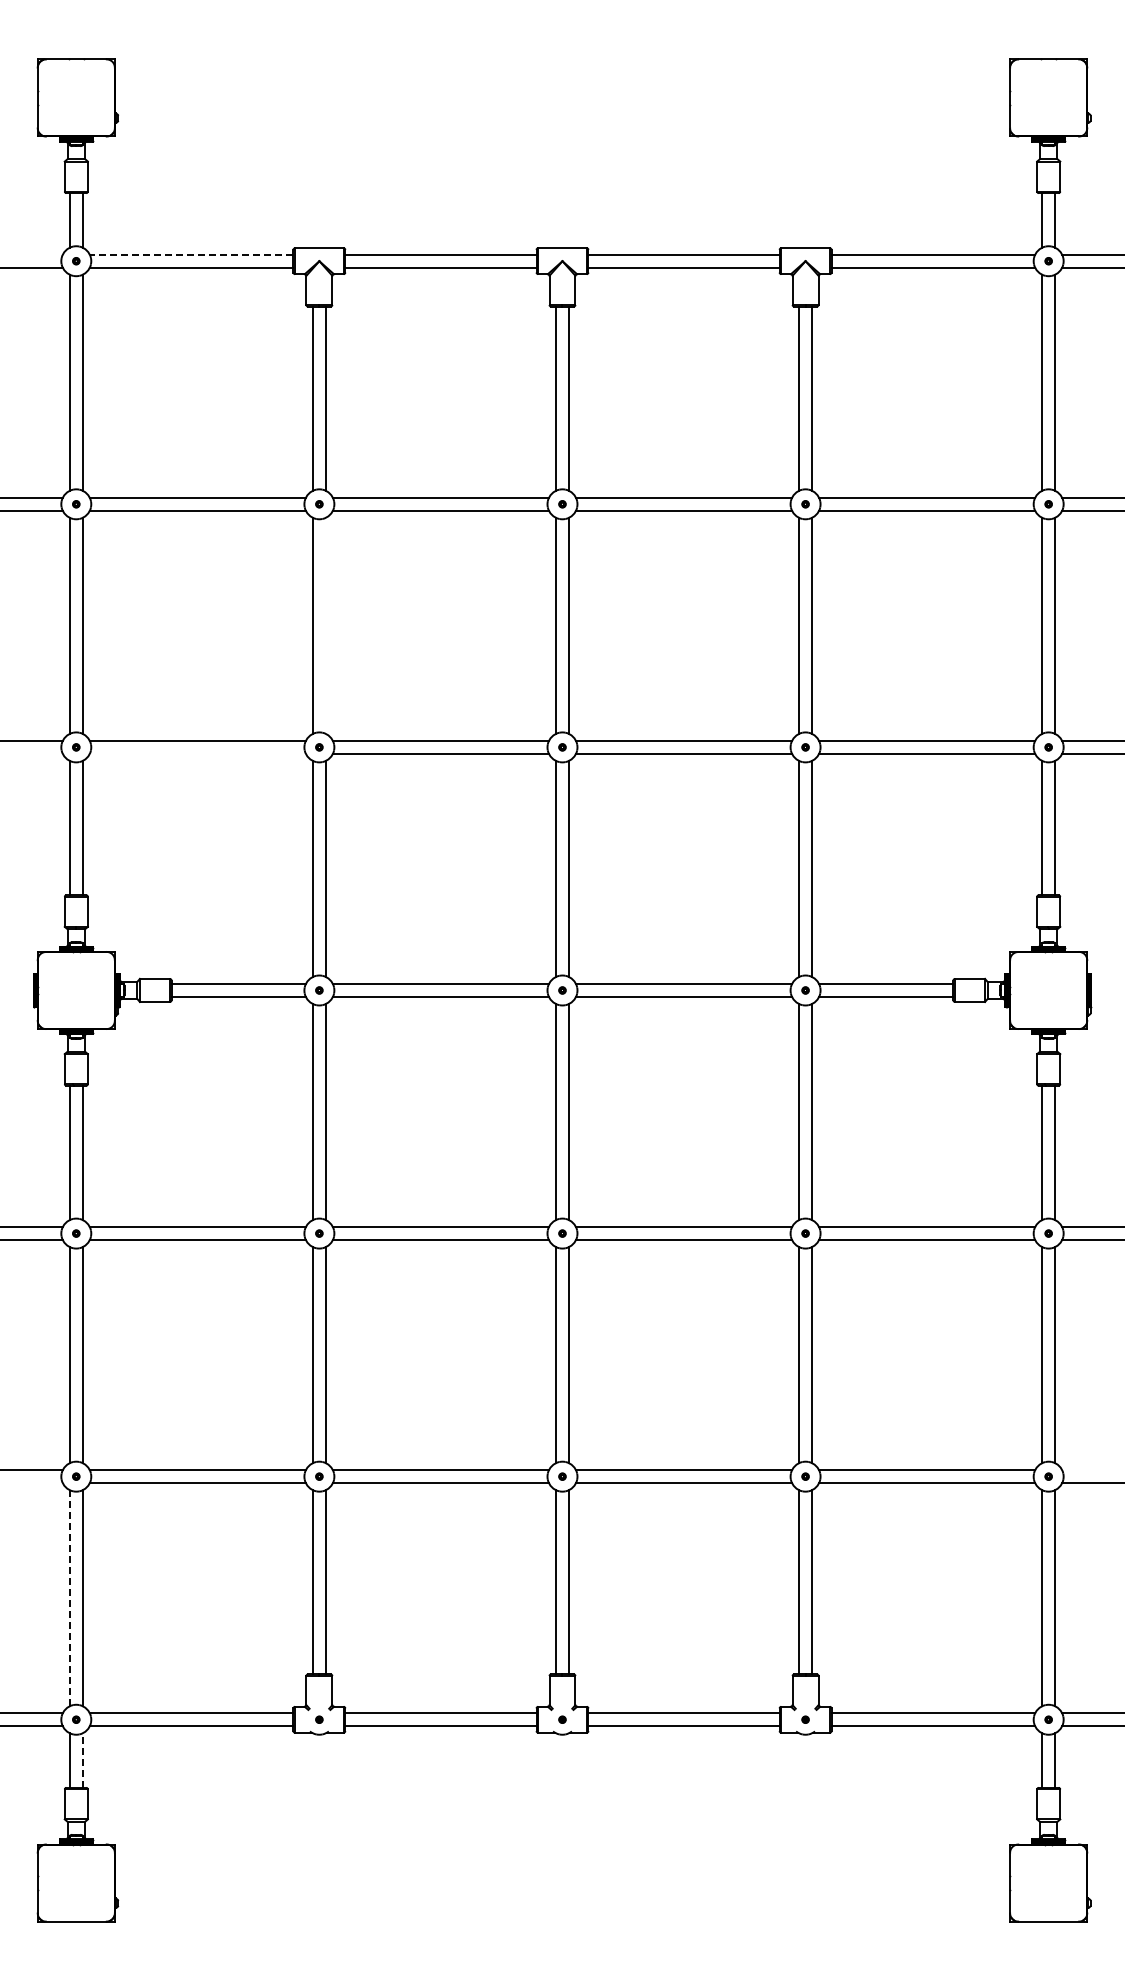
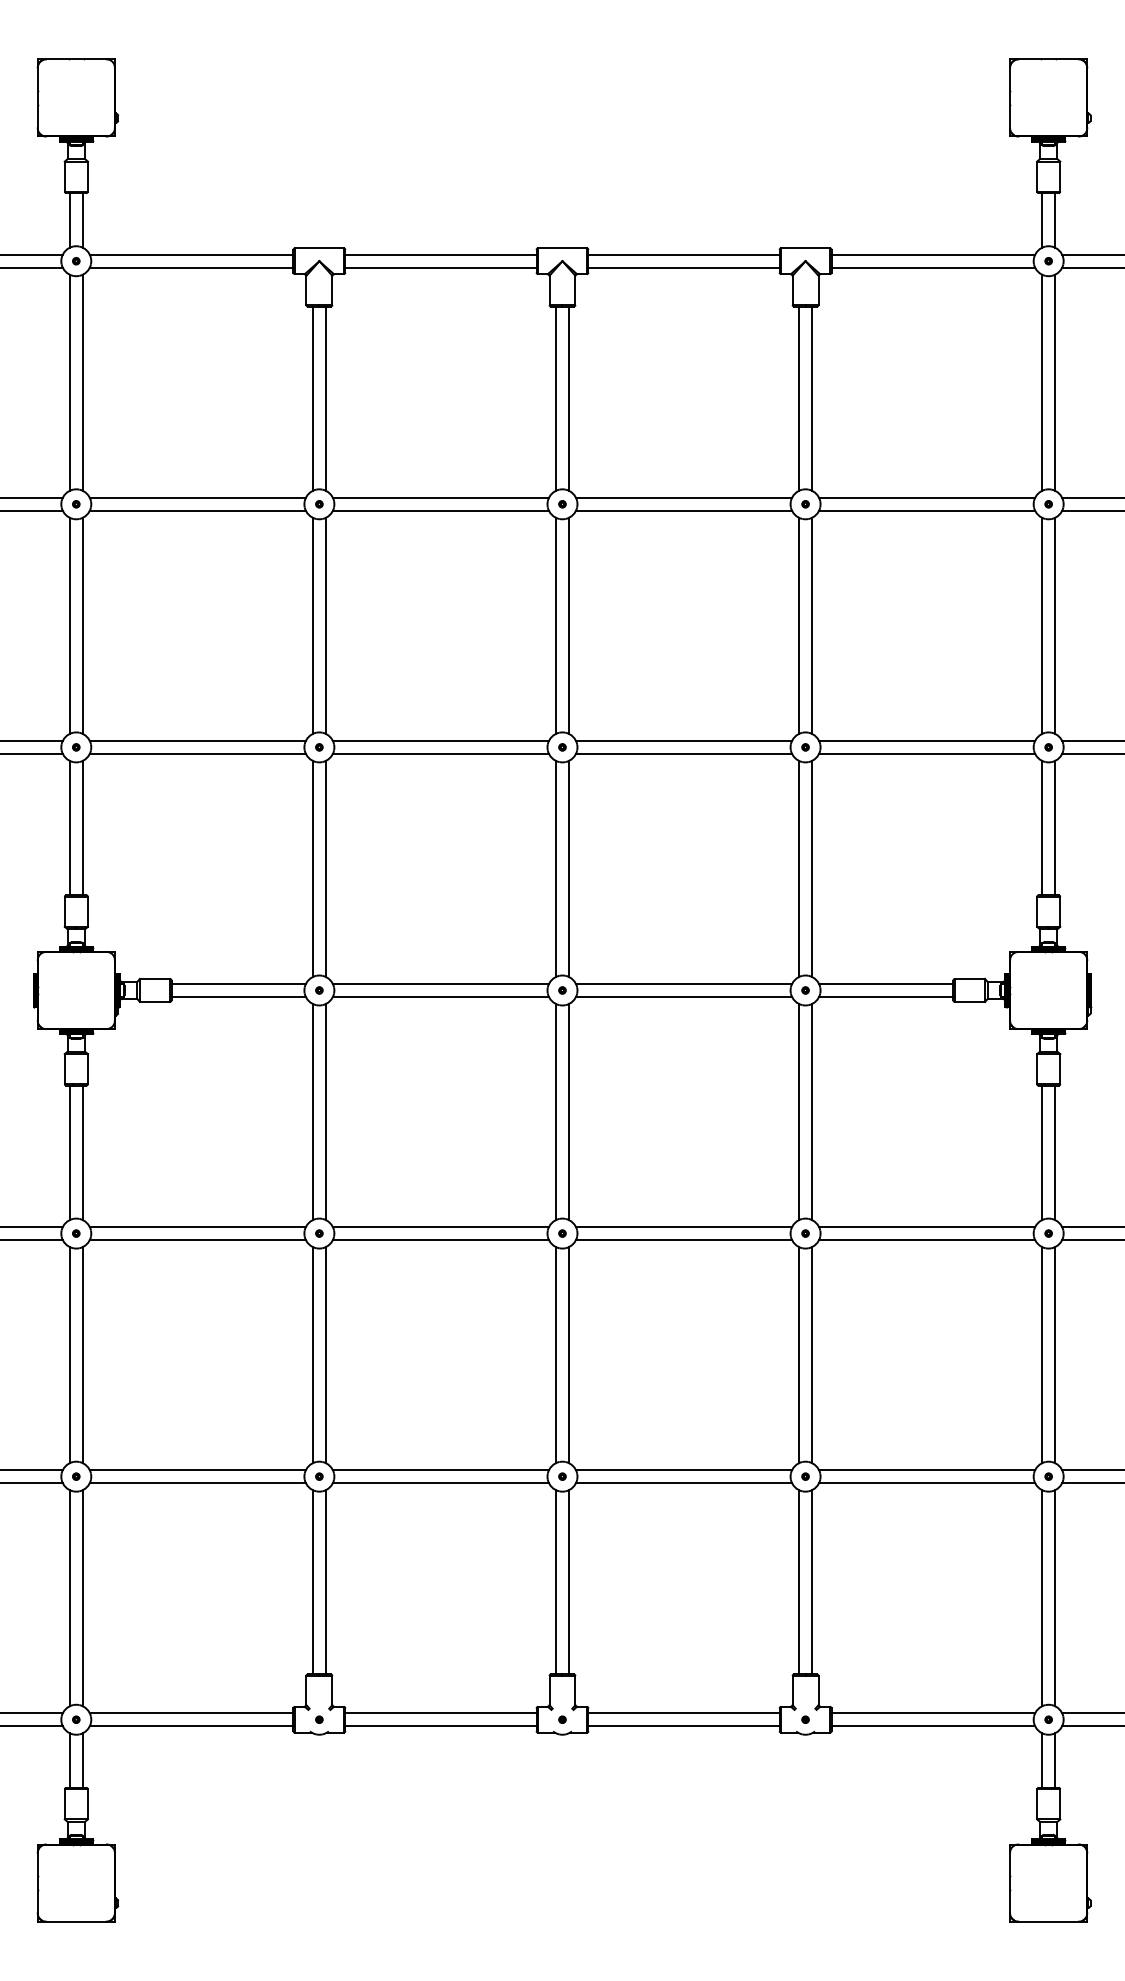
line: none -> present (32, 254)
line: dashed -> solid (191, 254)
line: none -> present (325, 625)
line: none -> present (32, 753)
line: none -> present (197, 753)
line: none -> present (1091, 1470)
line: none -> present (32, 1483)
line: dashed -> solid (69, 1598)
line: dashed -> solid (82, 1760)
